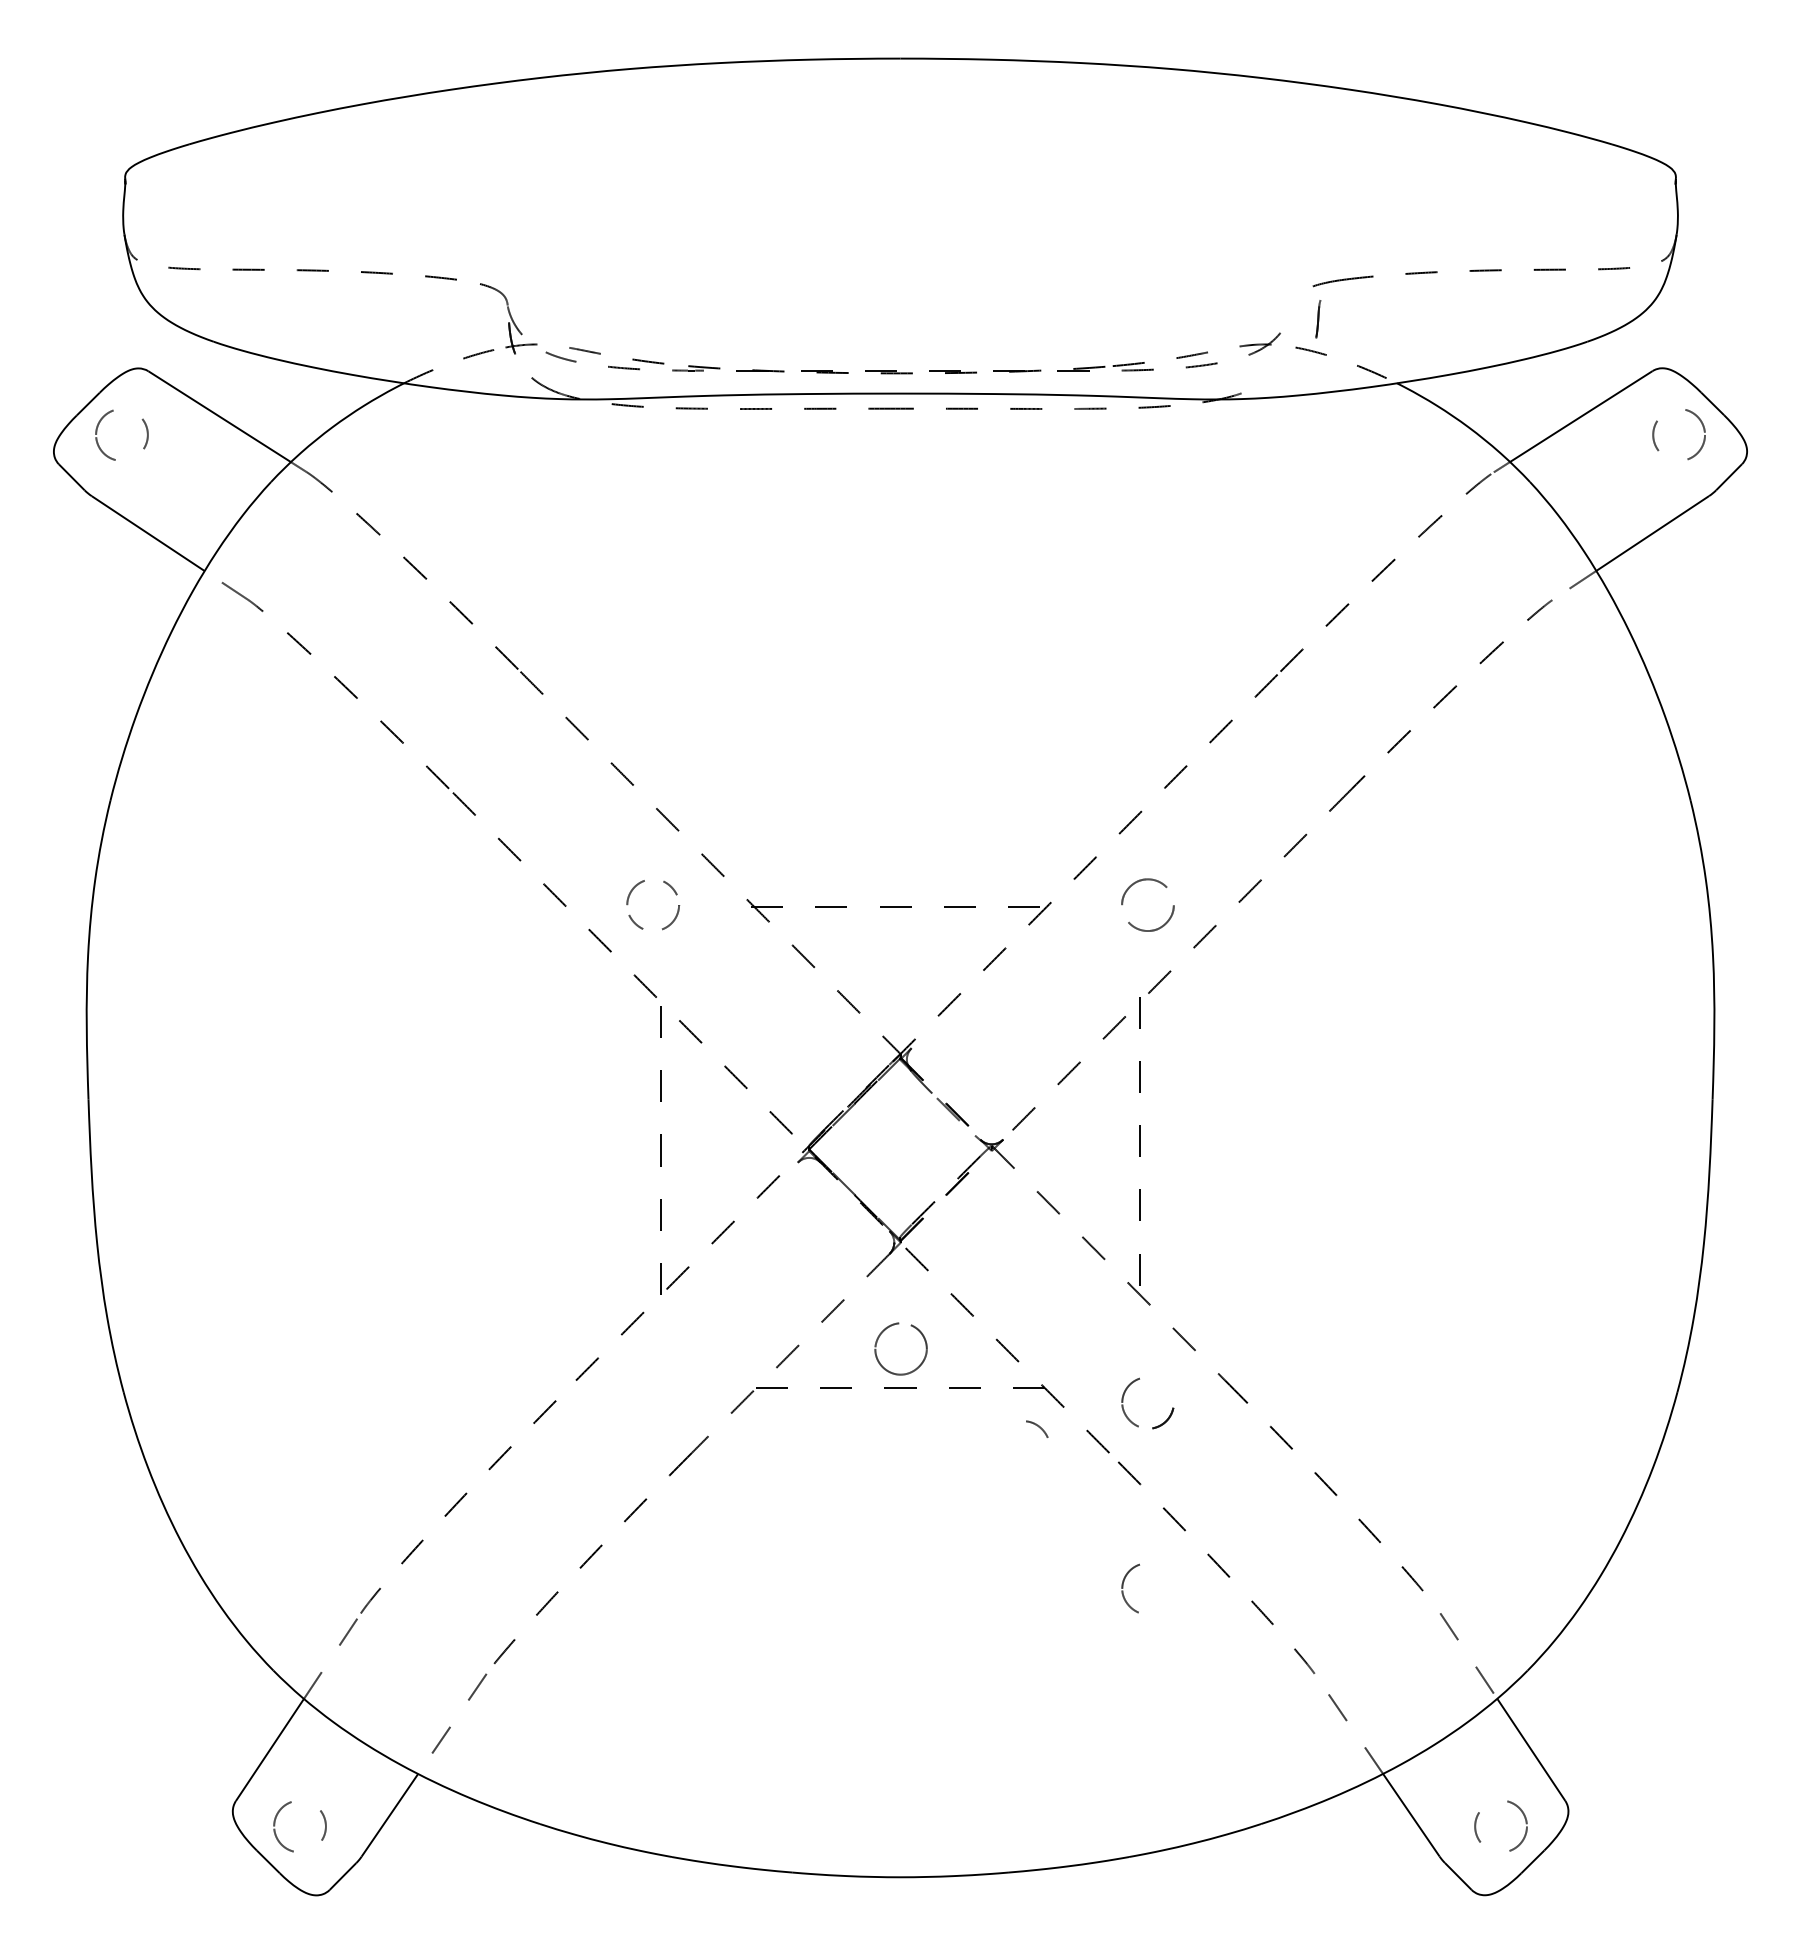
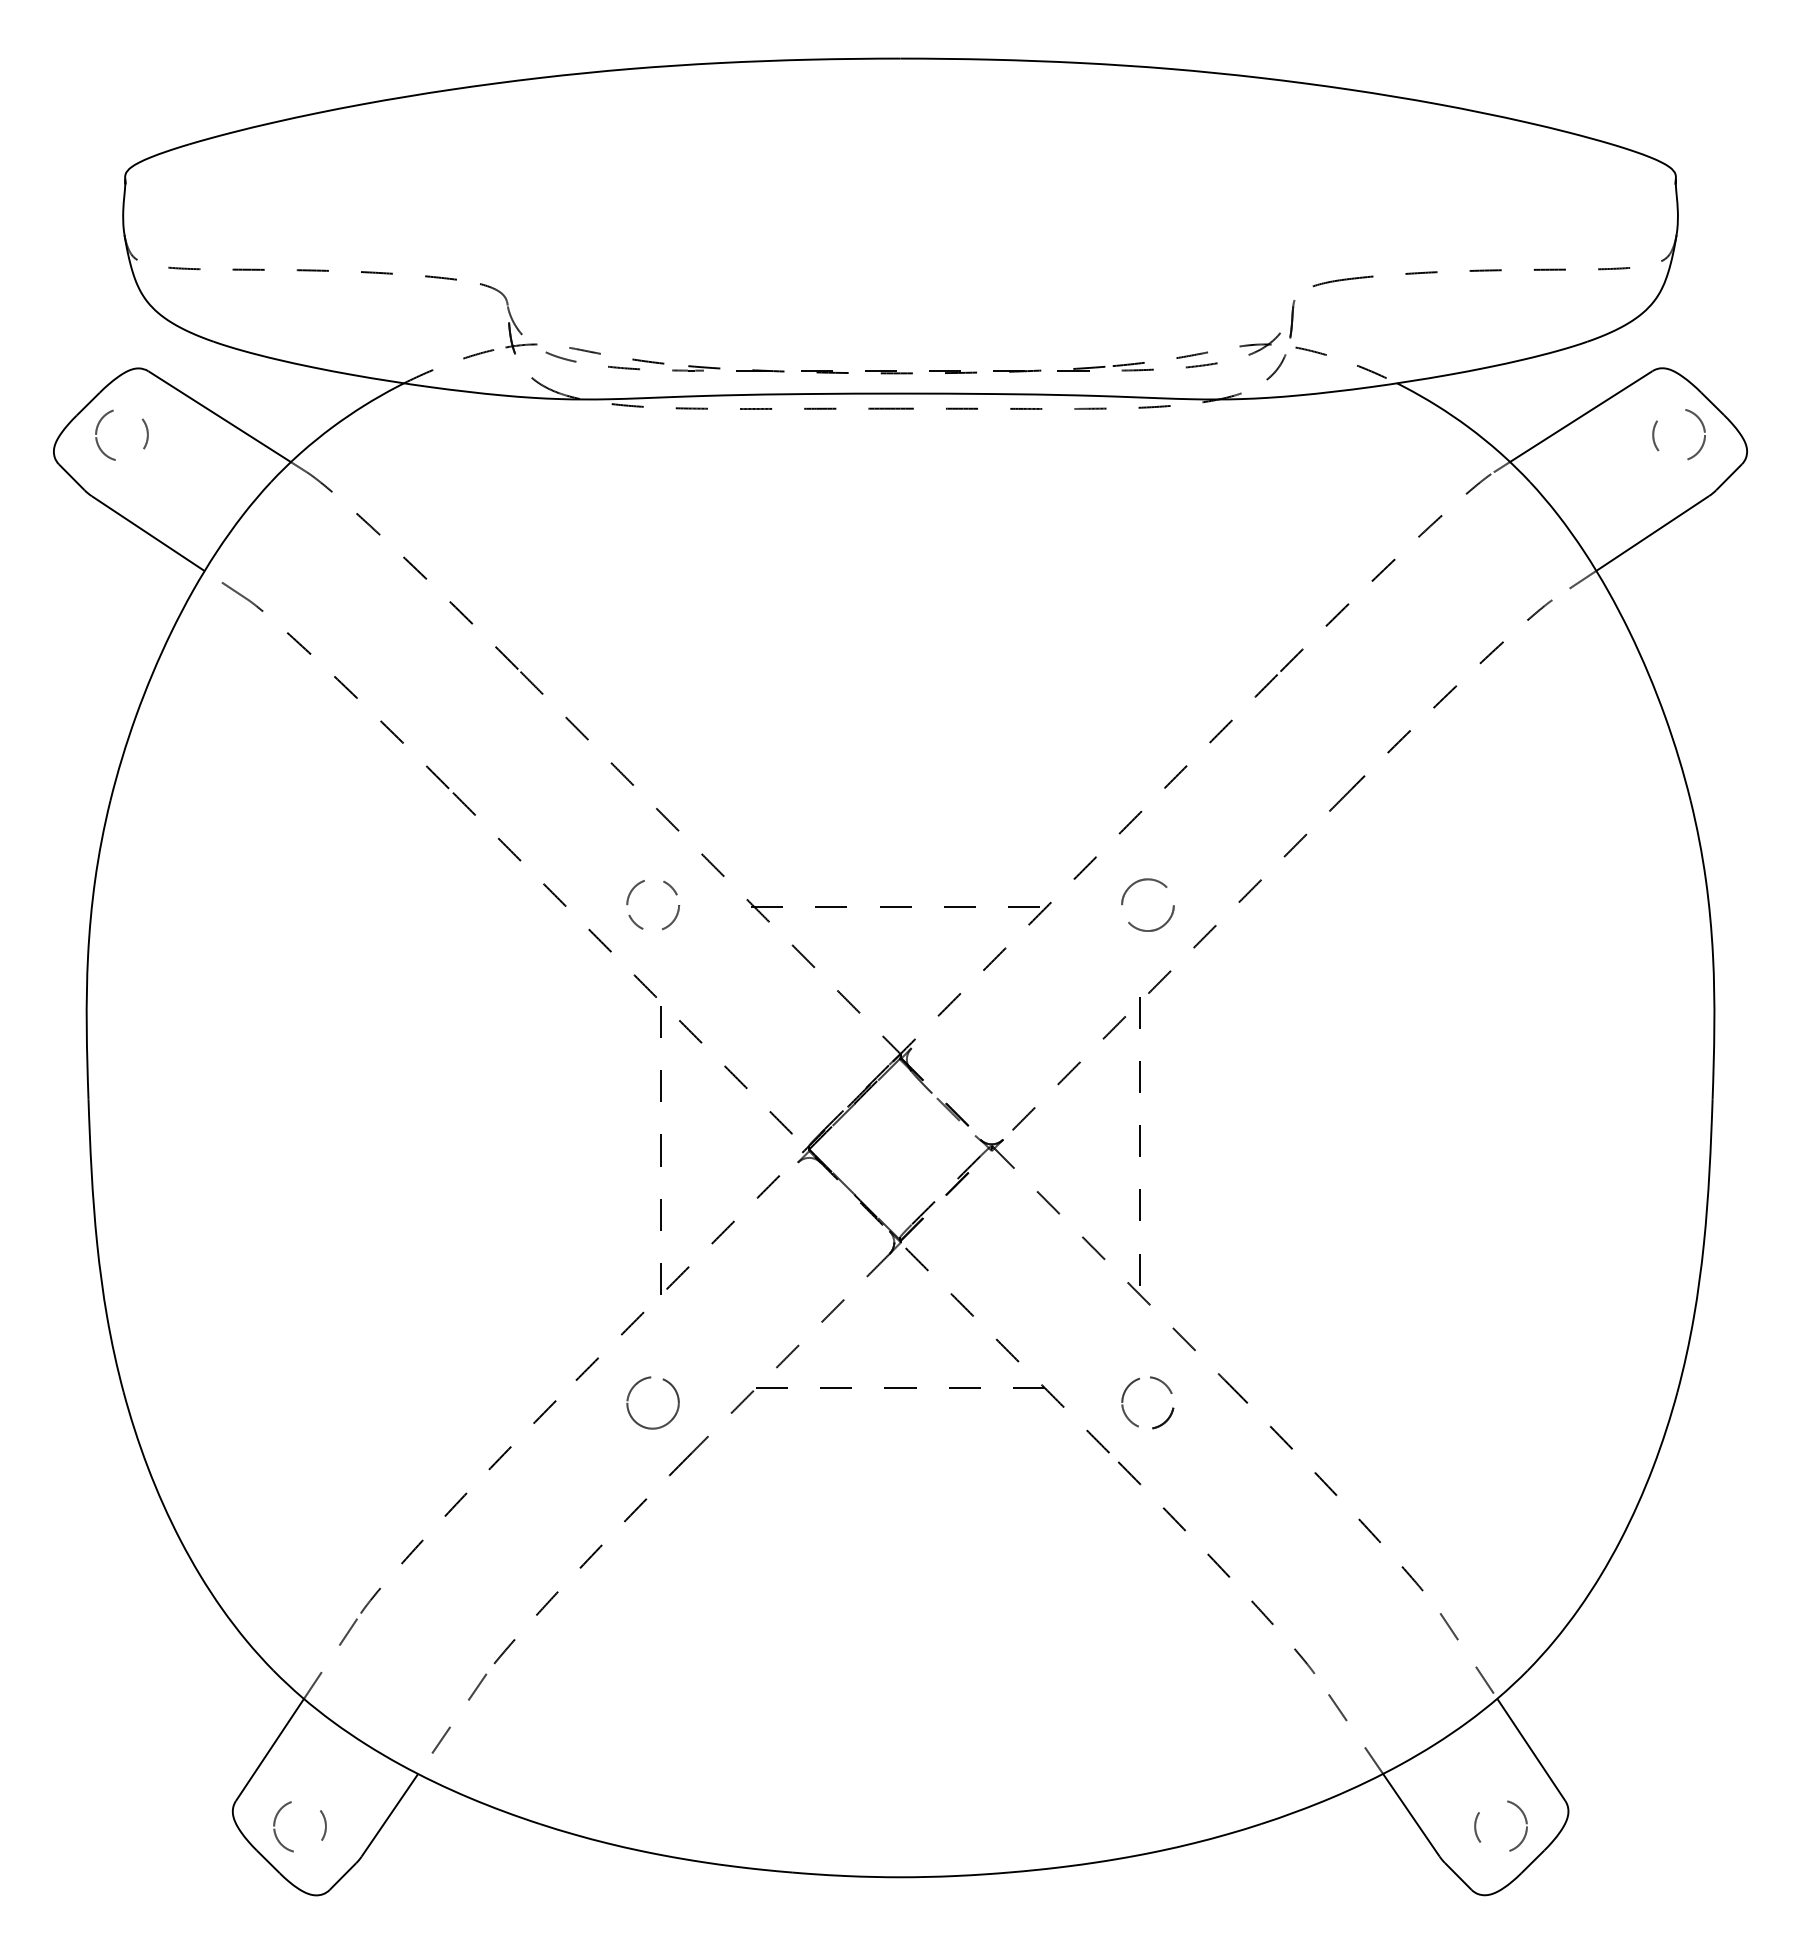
line position: (1318, 319) -> (1292, 319) (1292, 319)
curve: none -> present (1277, 367)
part position: (880, 1336) -> (632, 1390) (632, 1390)
curve position: (1038, 1427) -> (1162, 1383) (1162, 1383)
part: present -> none (1123, 1588)
